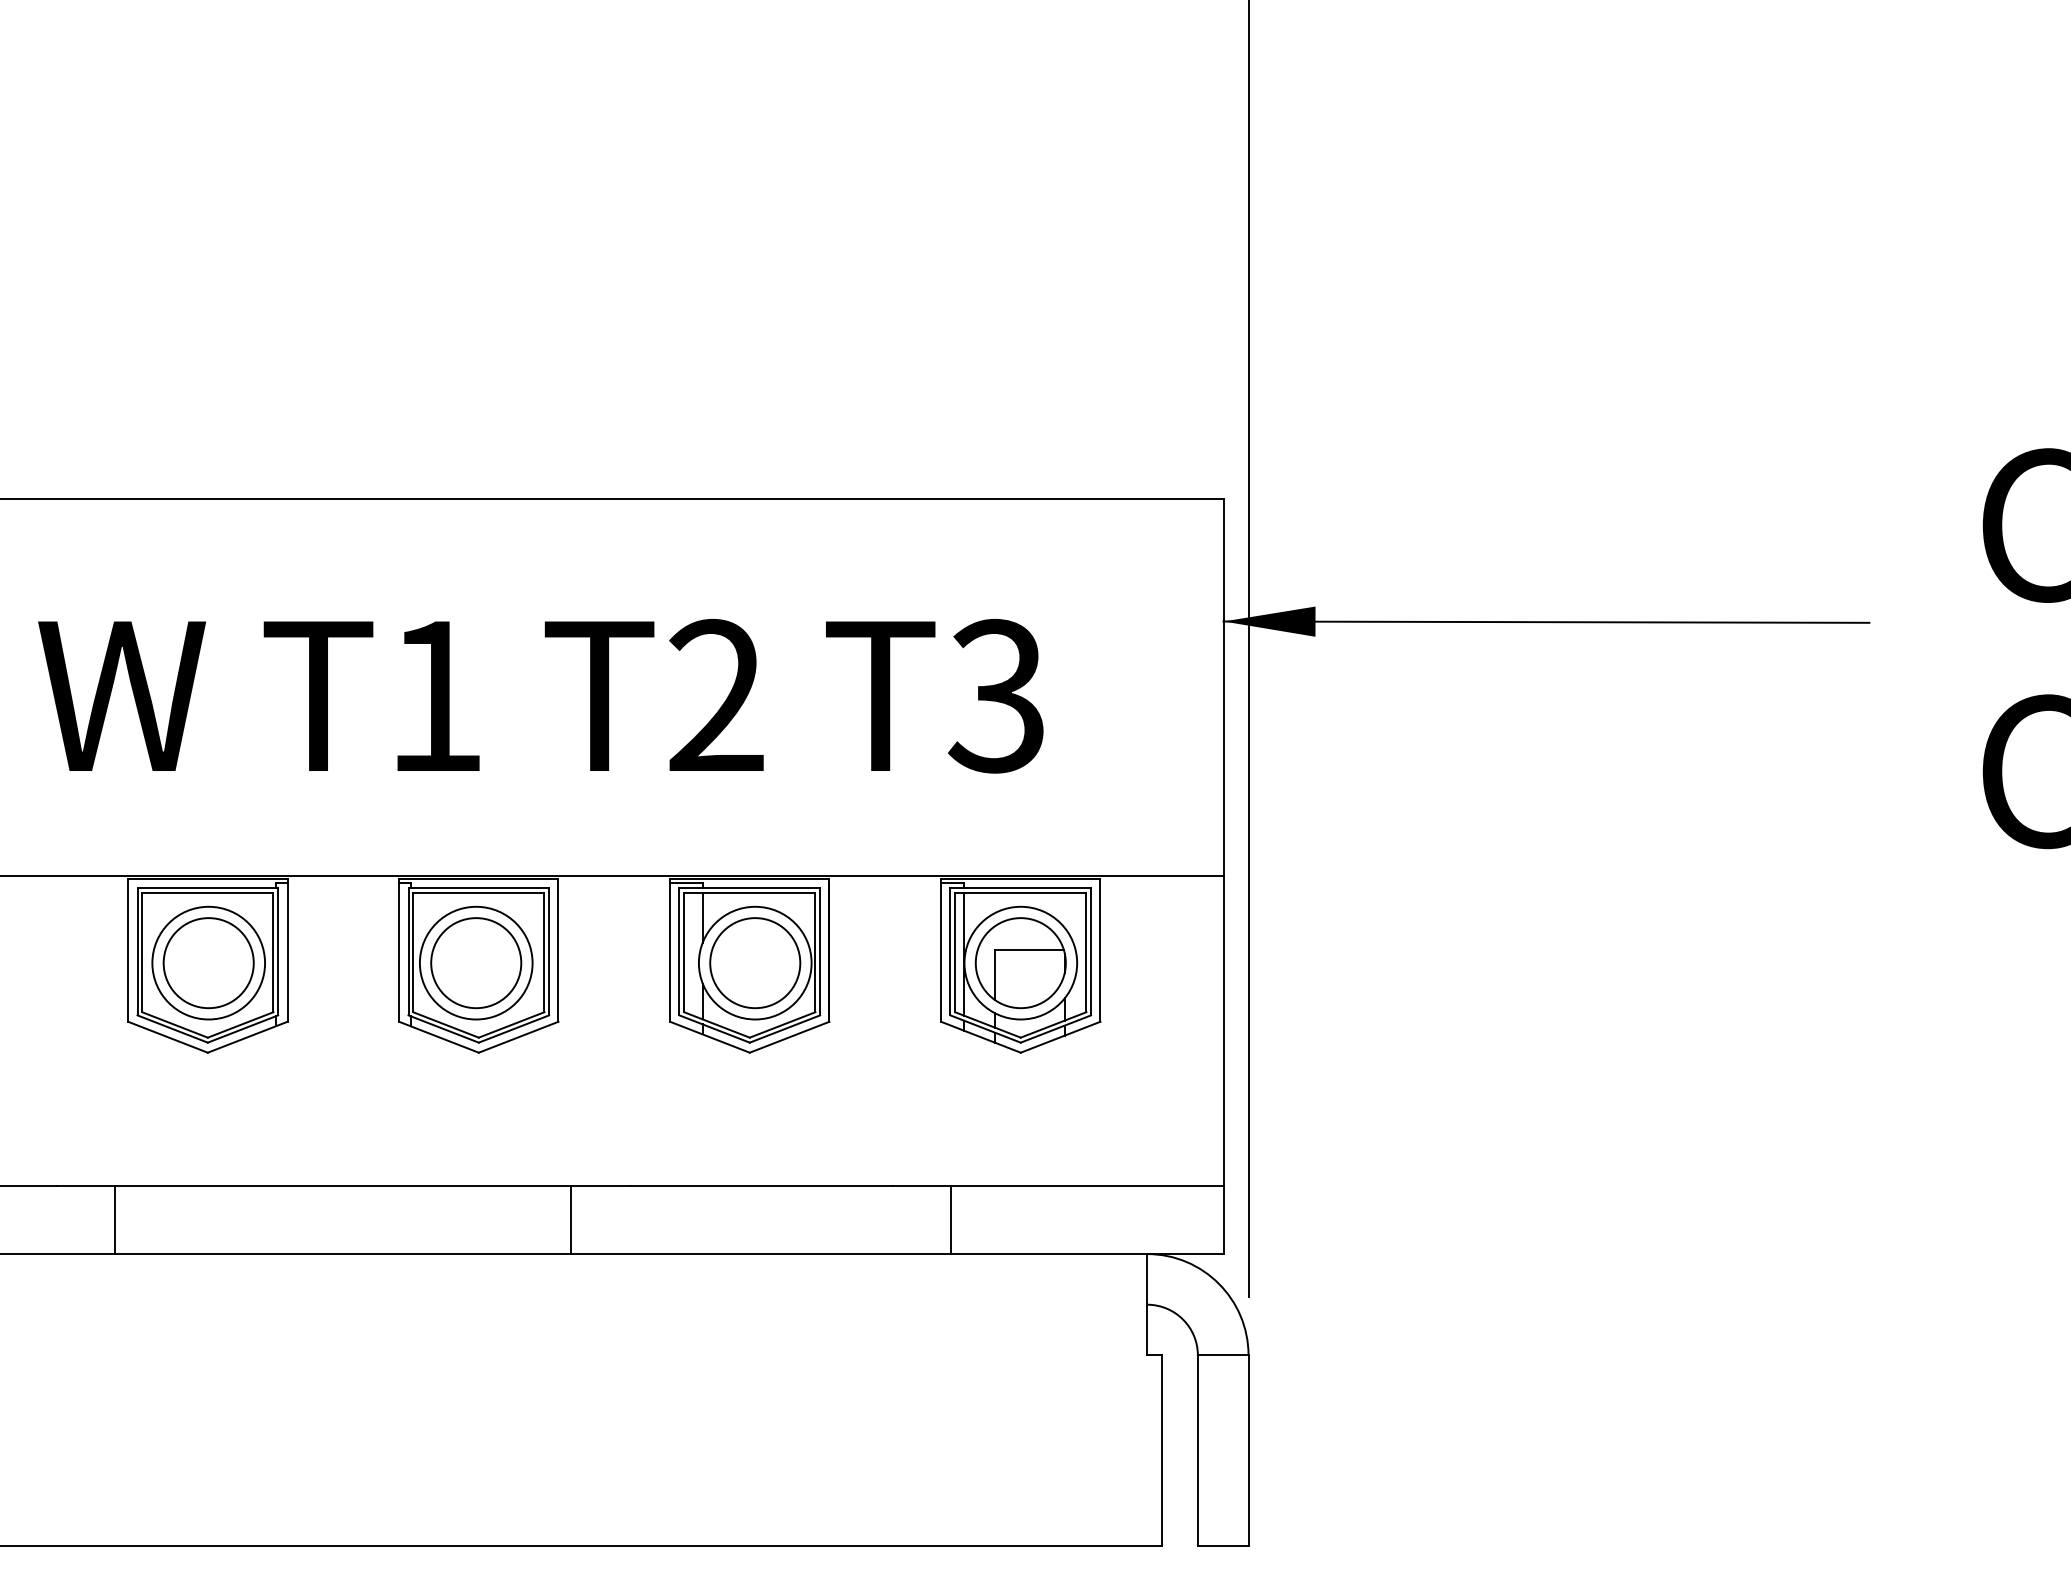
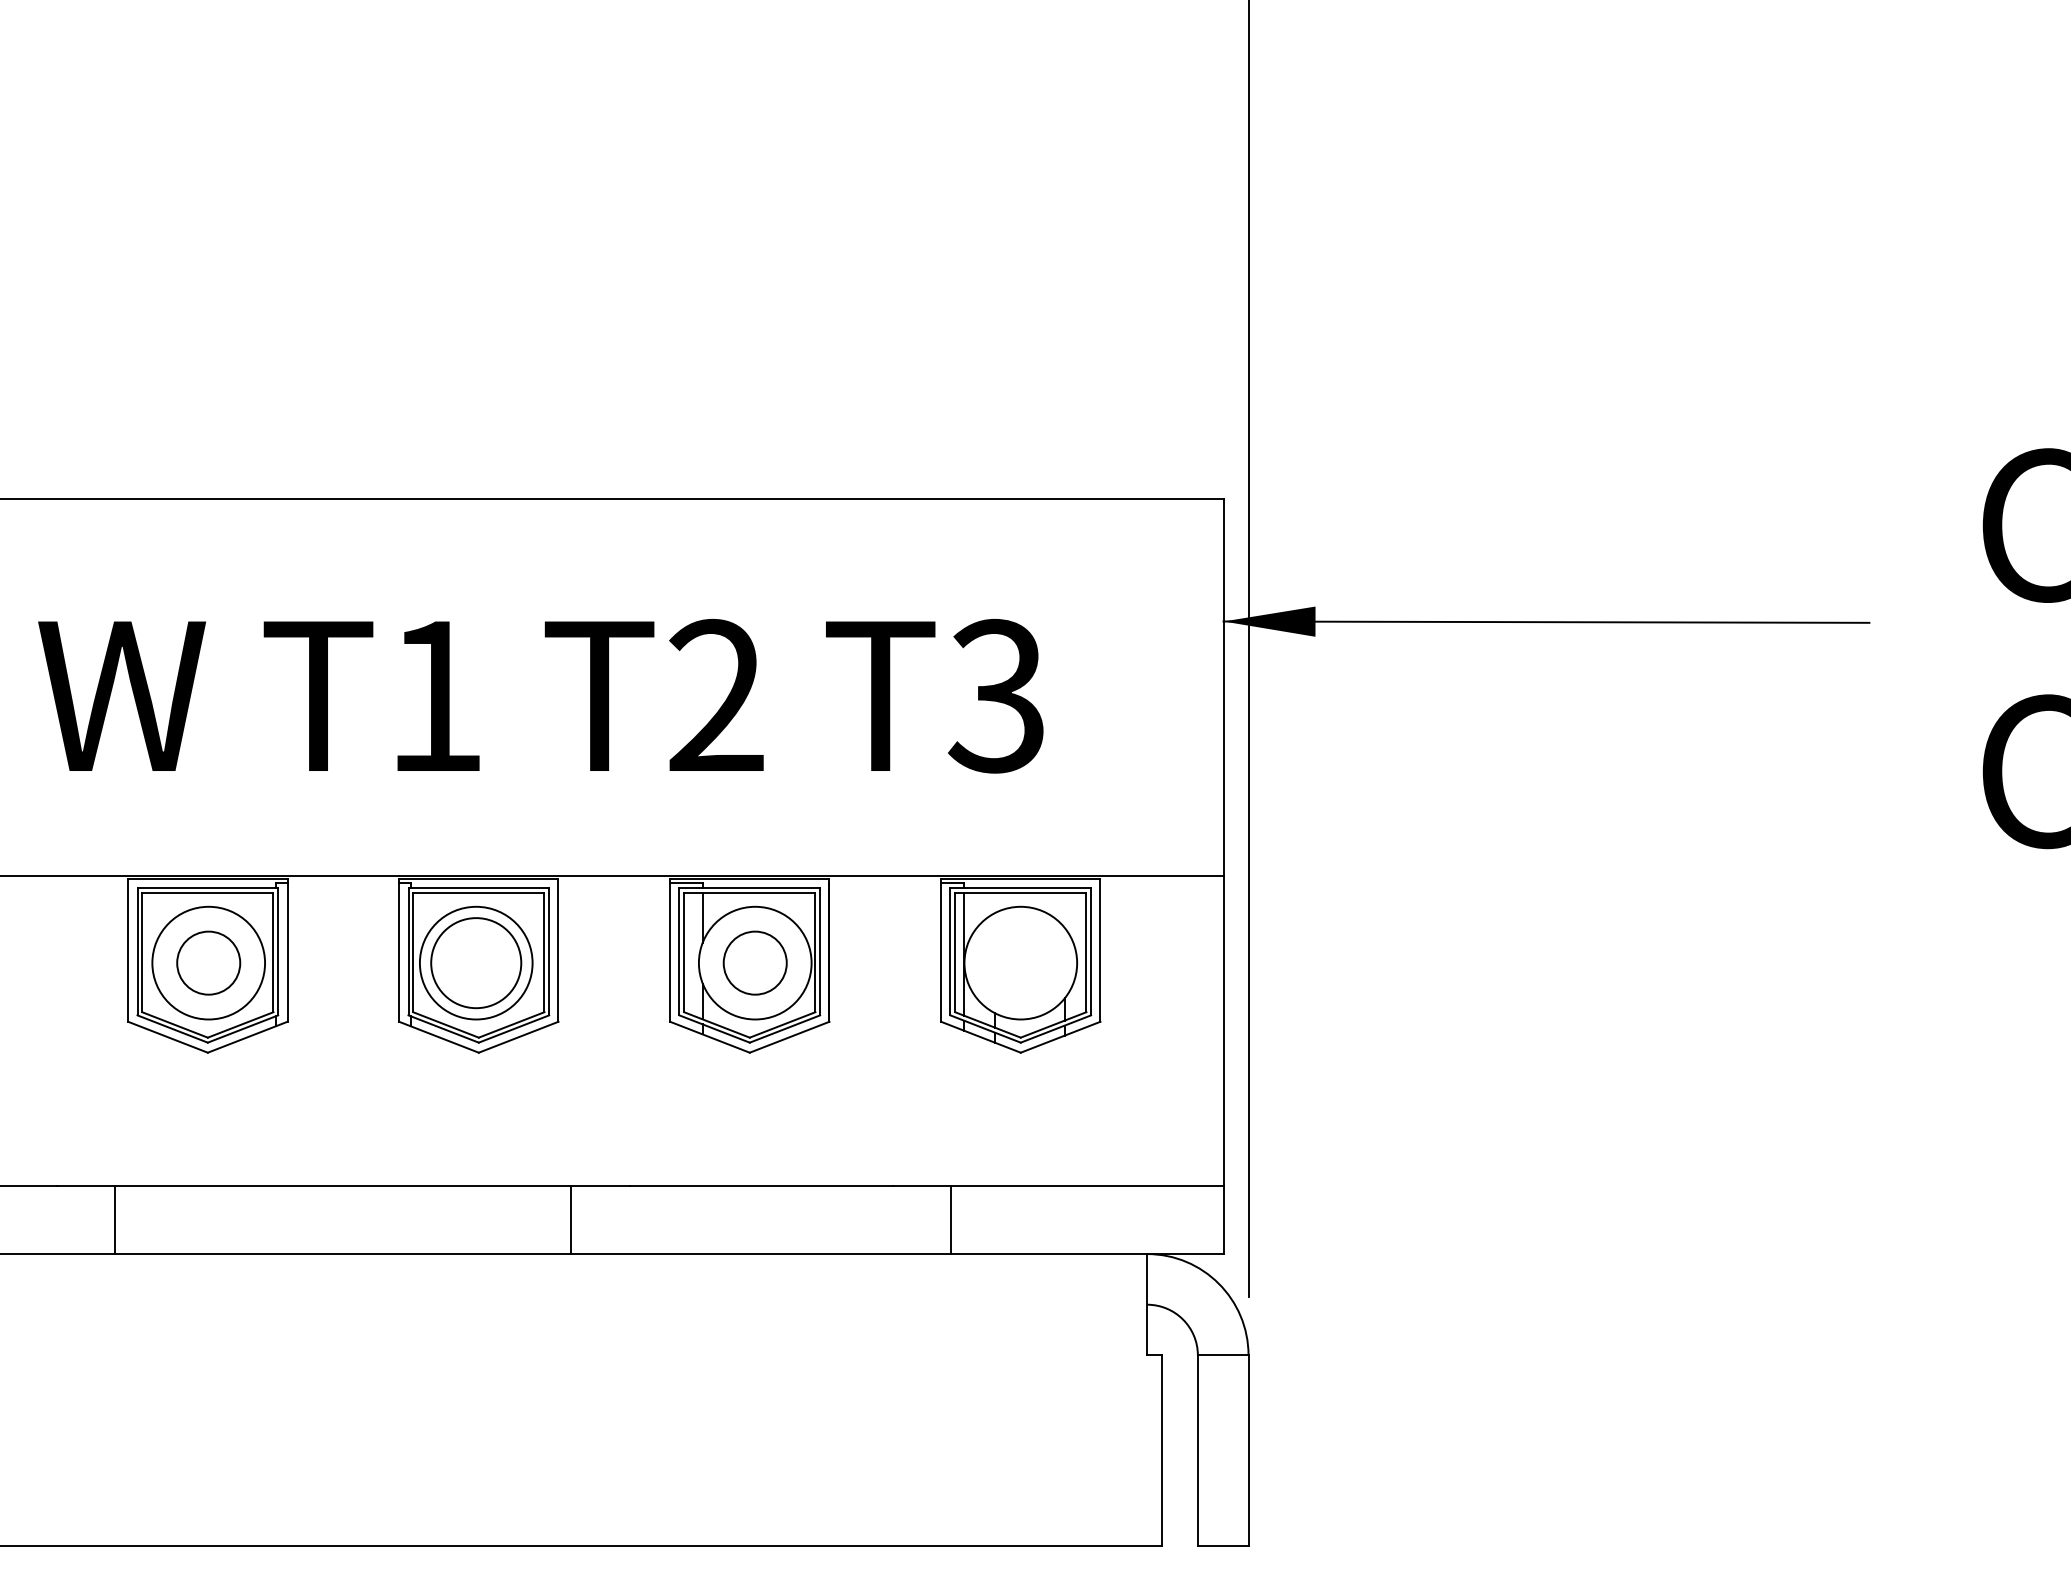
circle diameter: 90 px -> 63 px (208, 962)
circle diameter: 90 px -> 63 px (754, 962)
part: present -> none (1020, 963)
